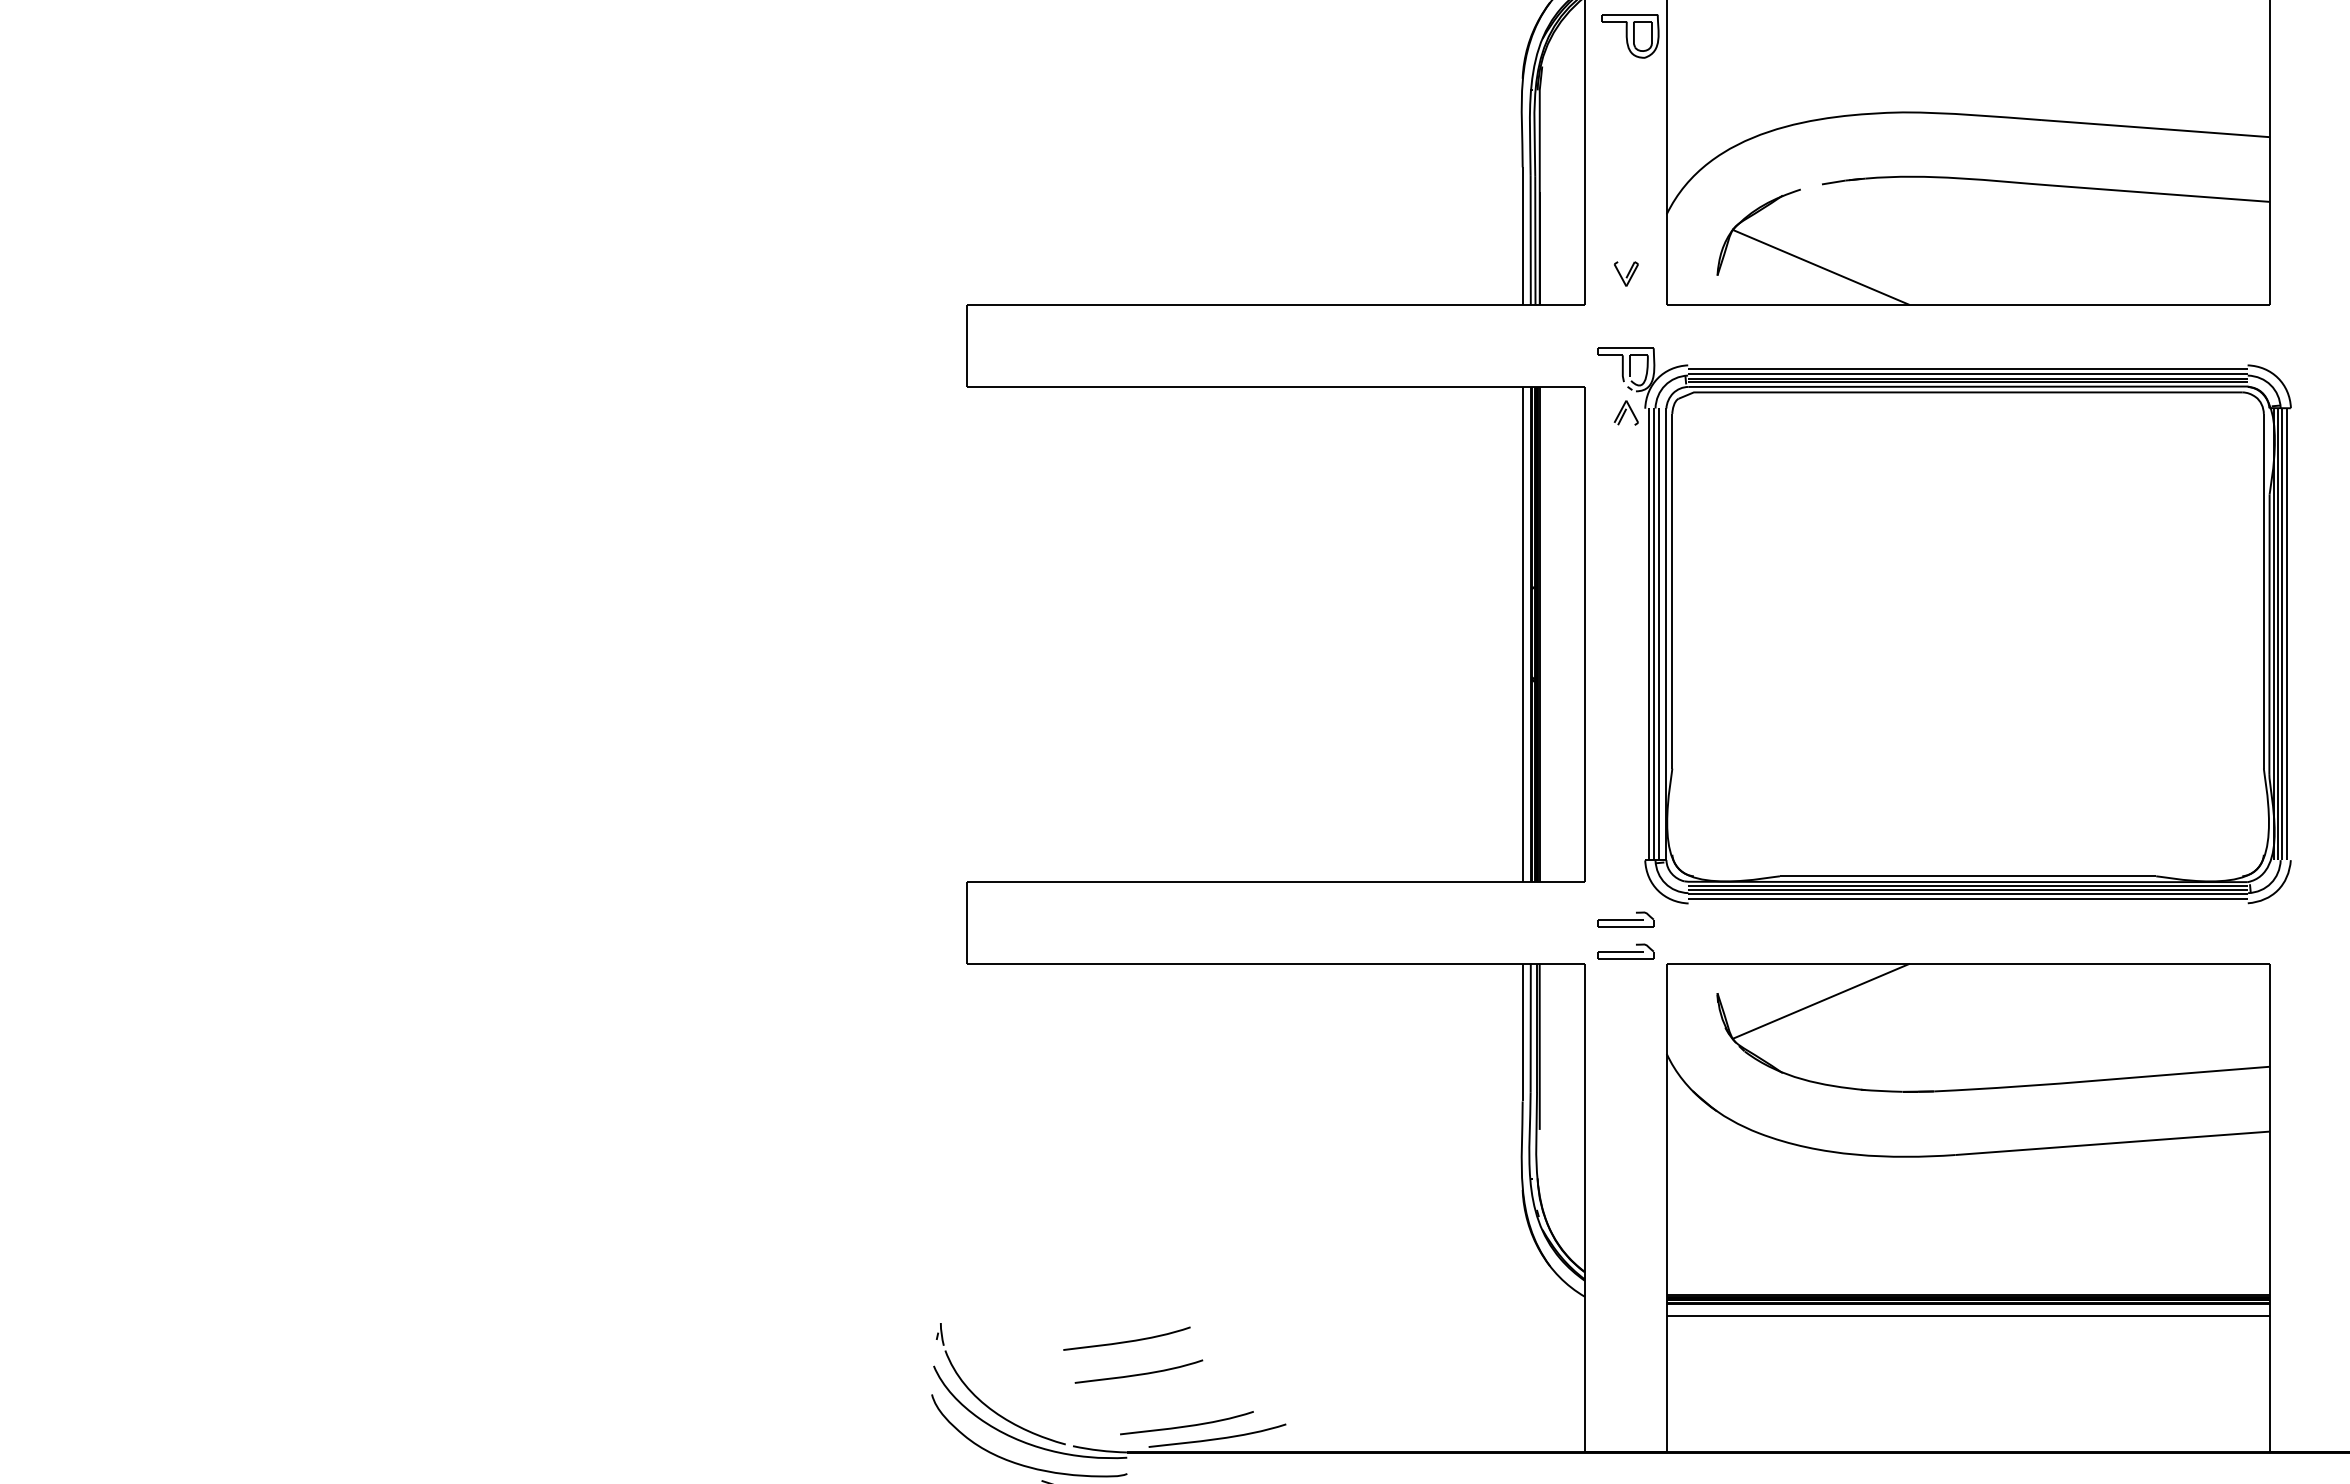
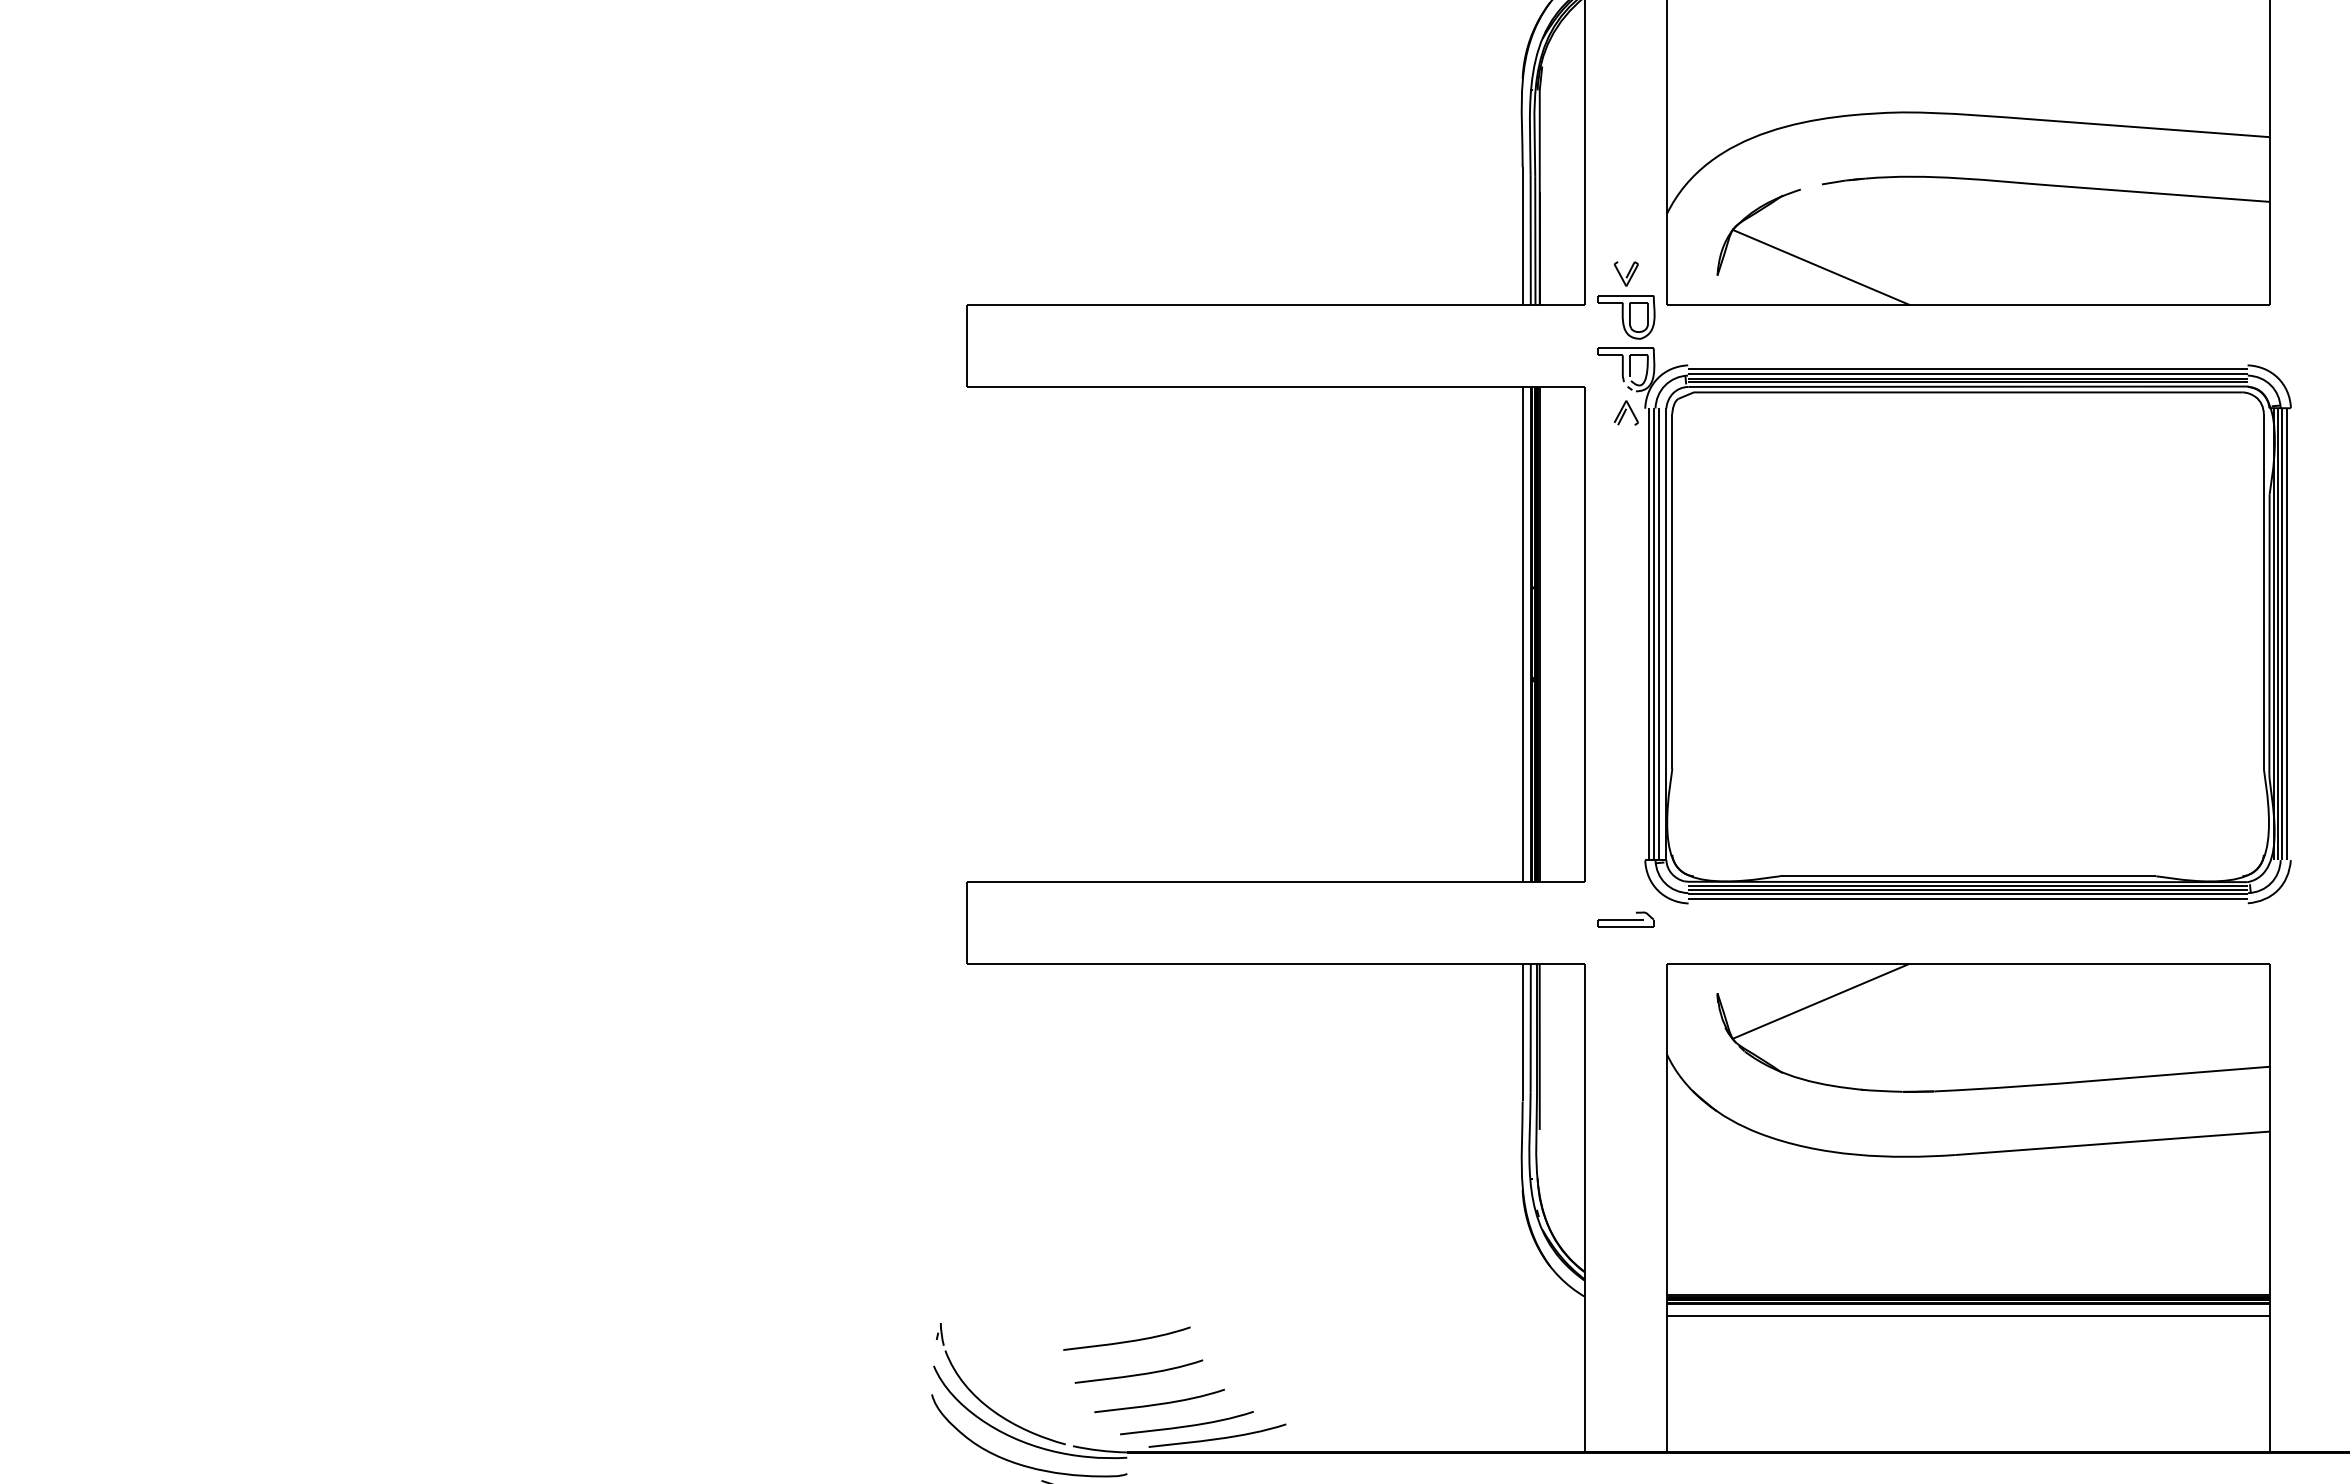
part position: (1630, 36) -> (1626, 317) (1626, 317)
part: present -> none (1625, 951)
curve: none -> present (1159, 1403)
